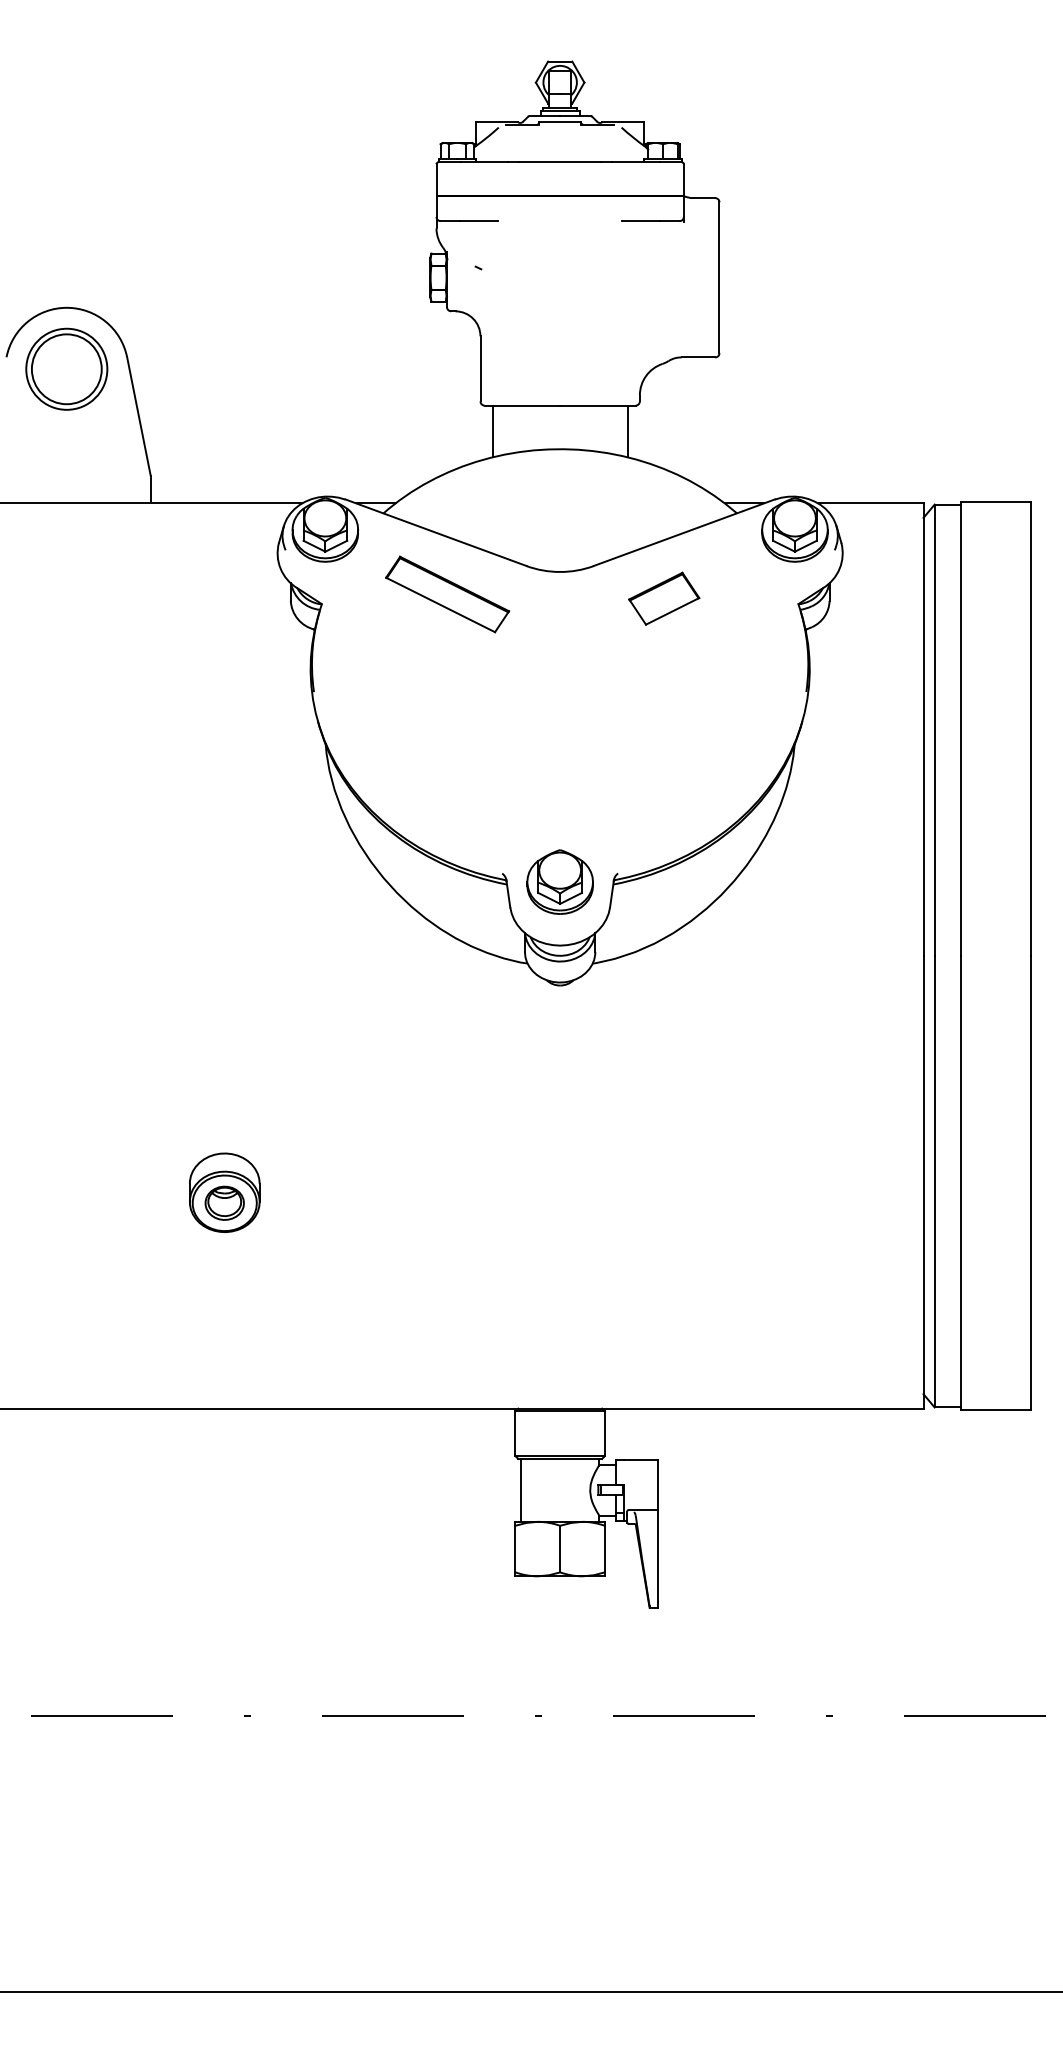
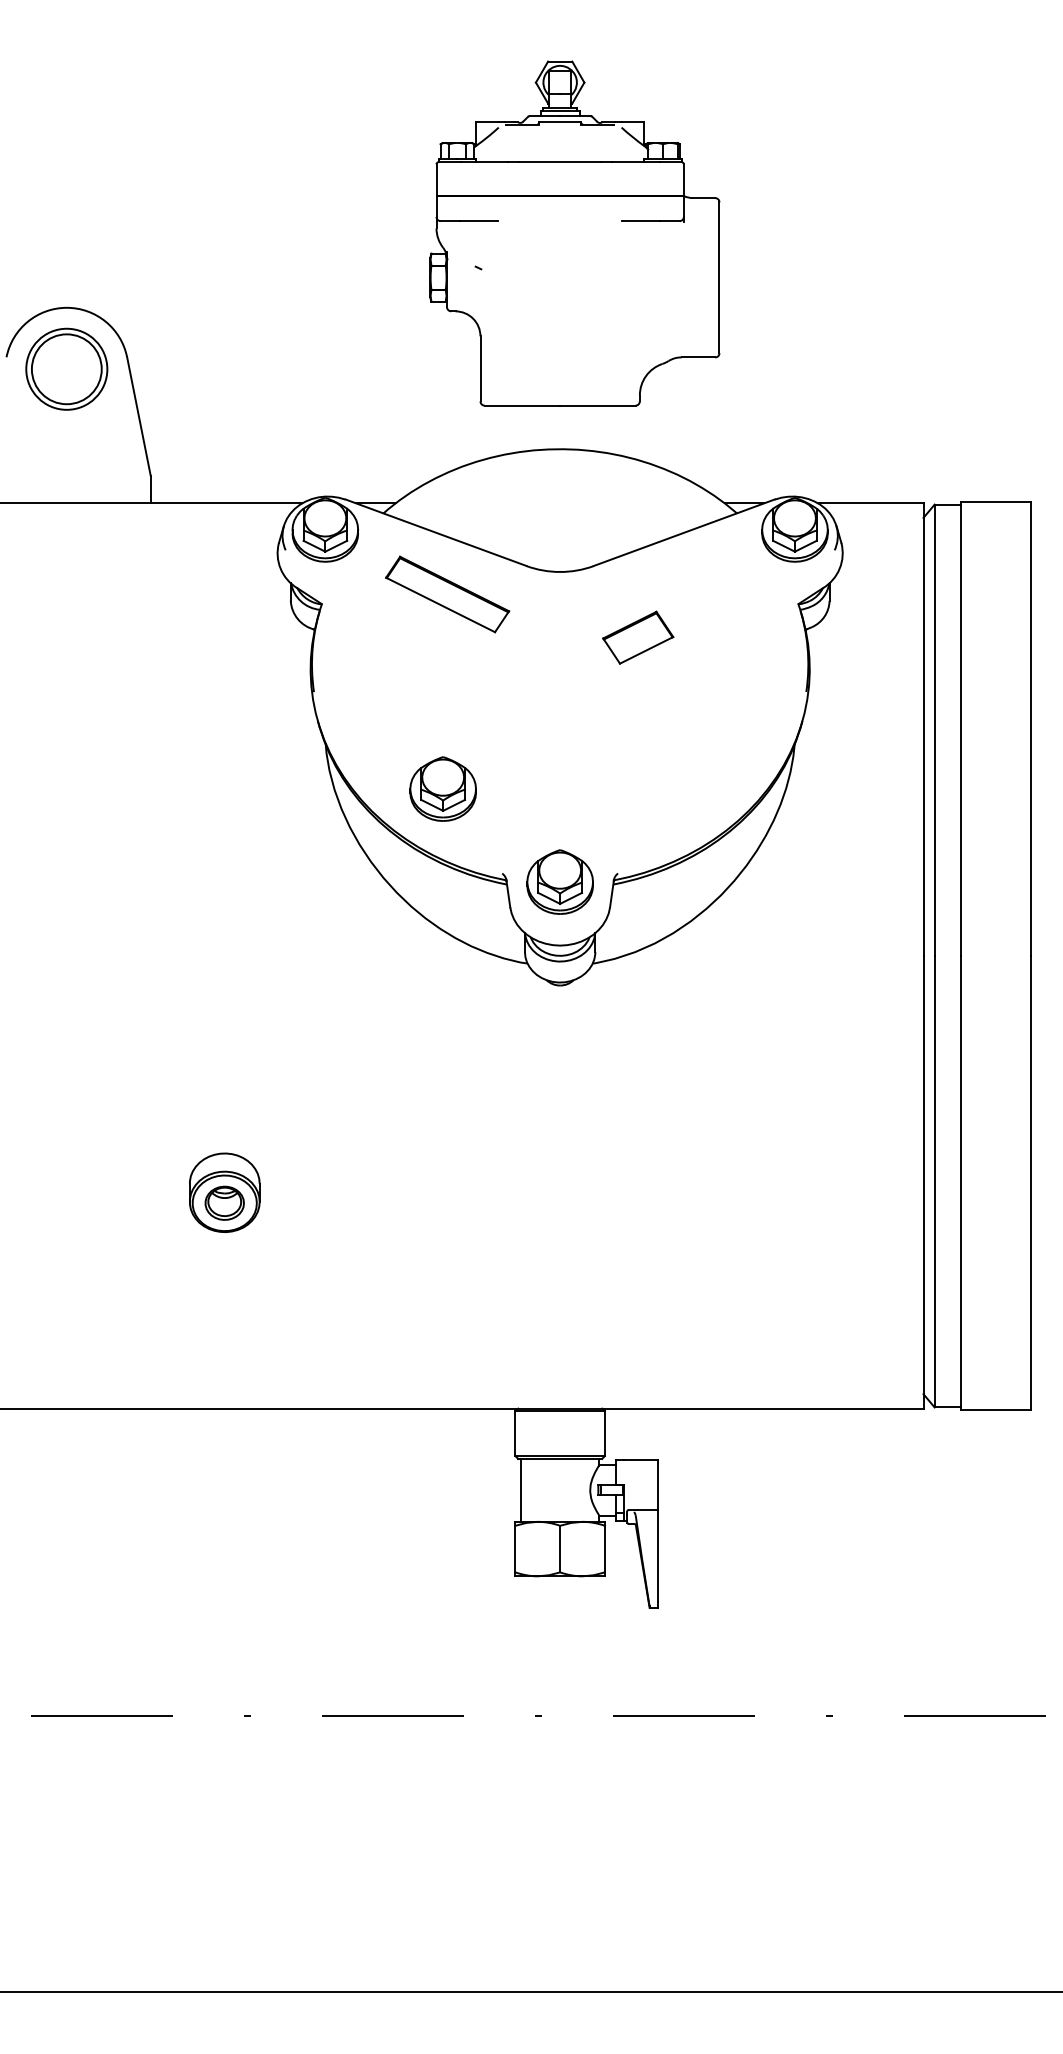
line: present -> none (492, 431)
line: present -> none (627, 431)
part position: (664, 598) -> (638, 637) (638, 637)
part: none -> present (442, 788)
